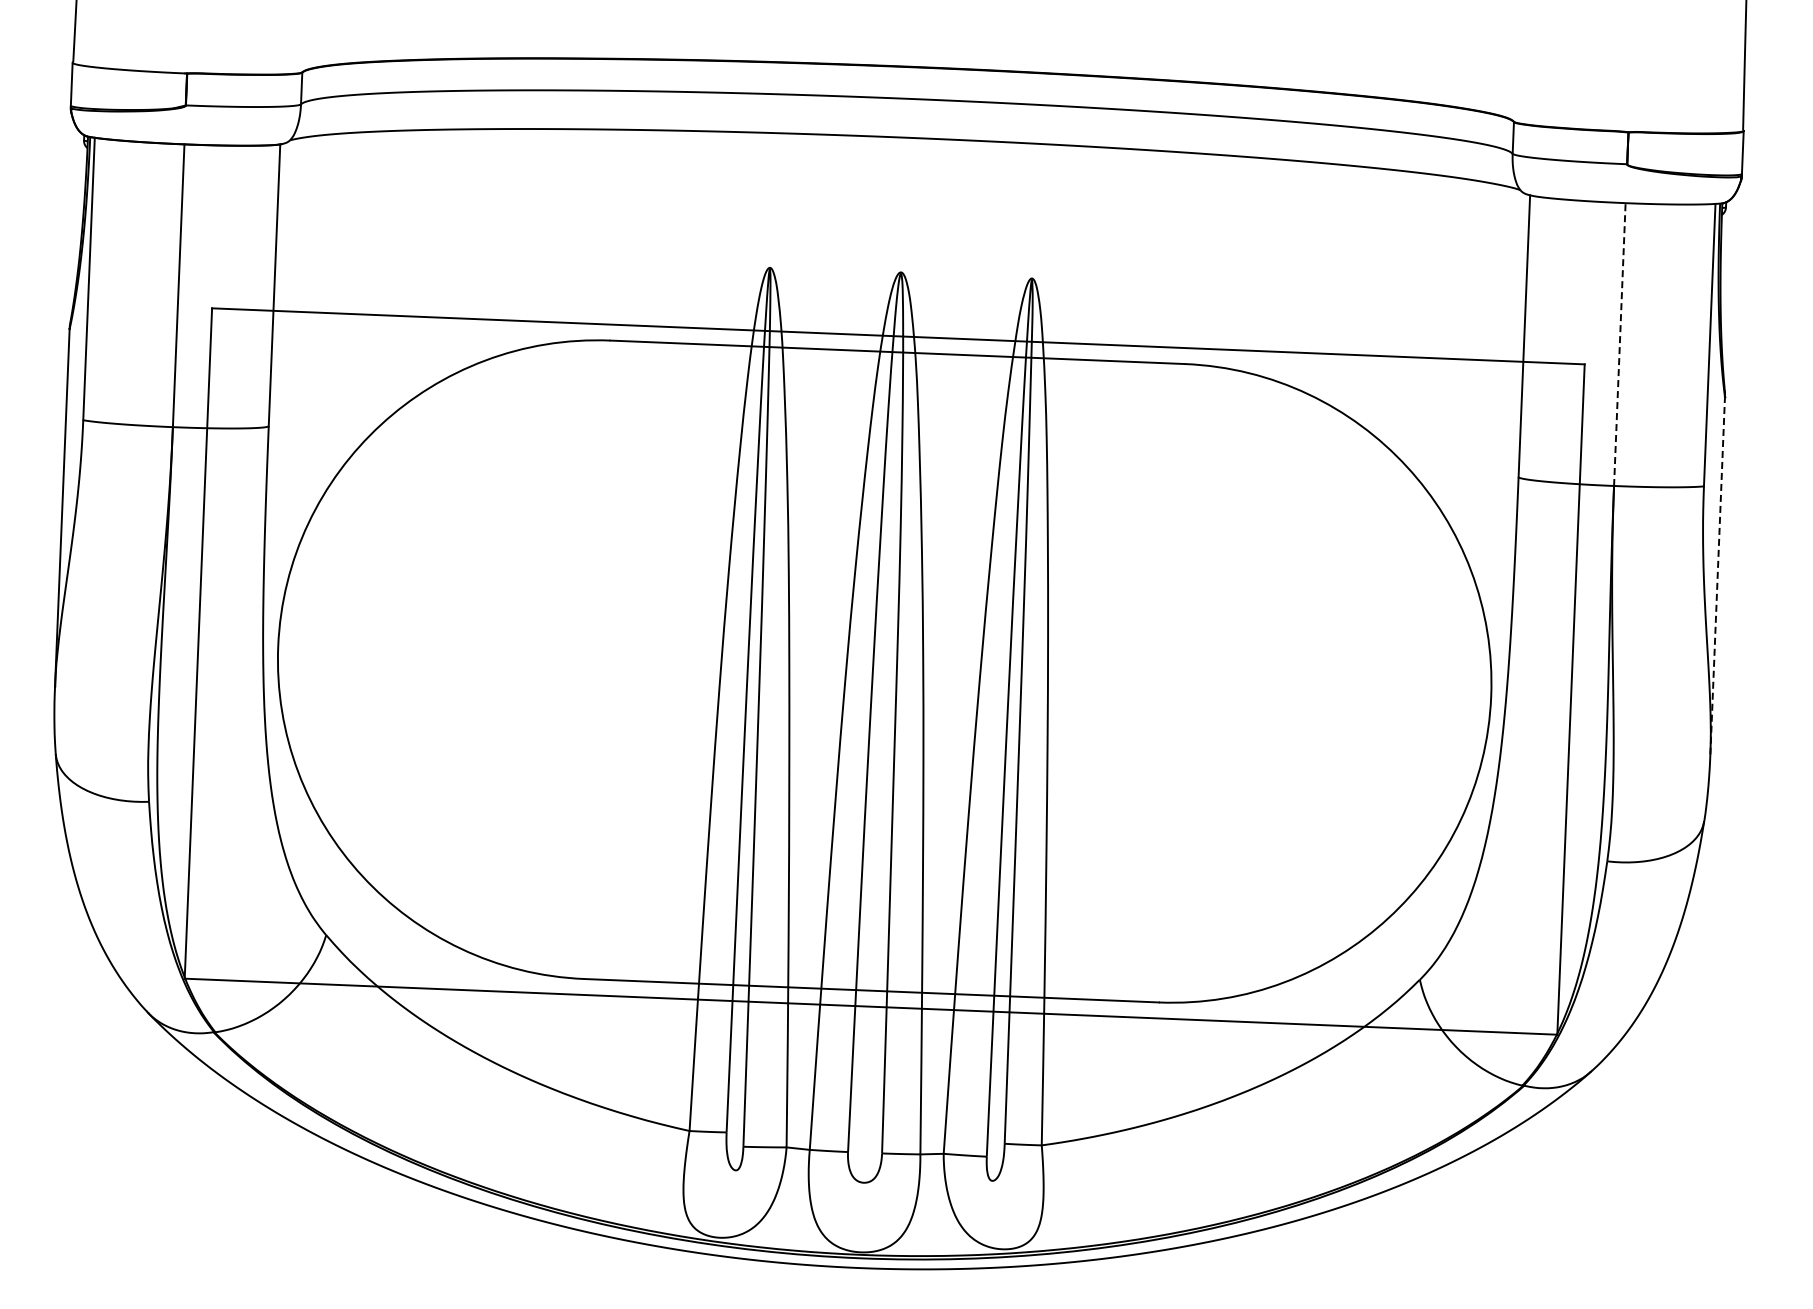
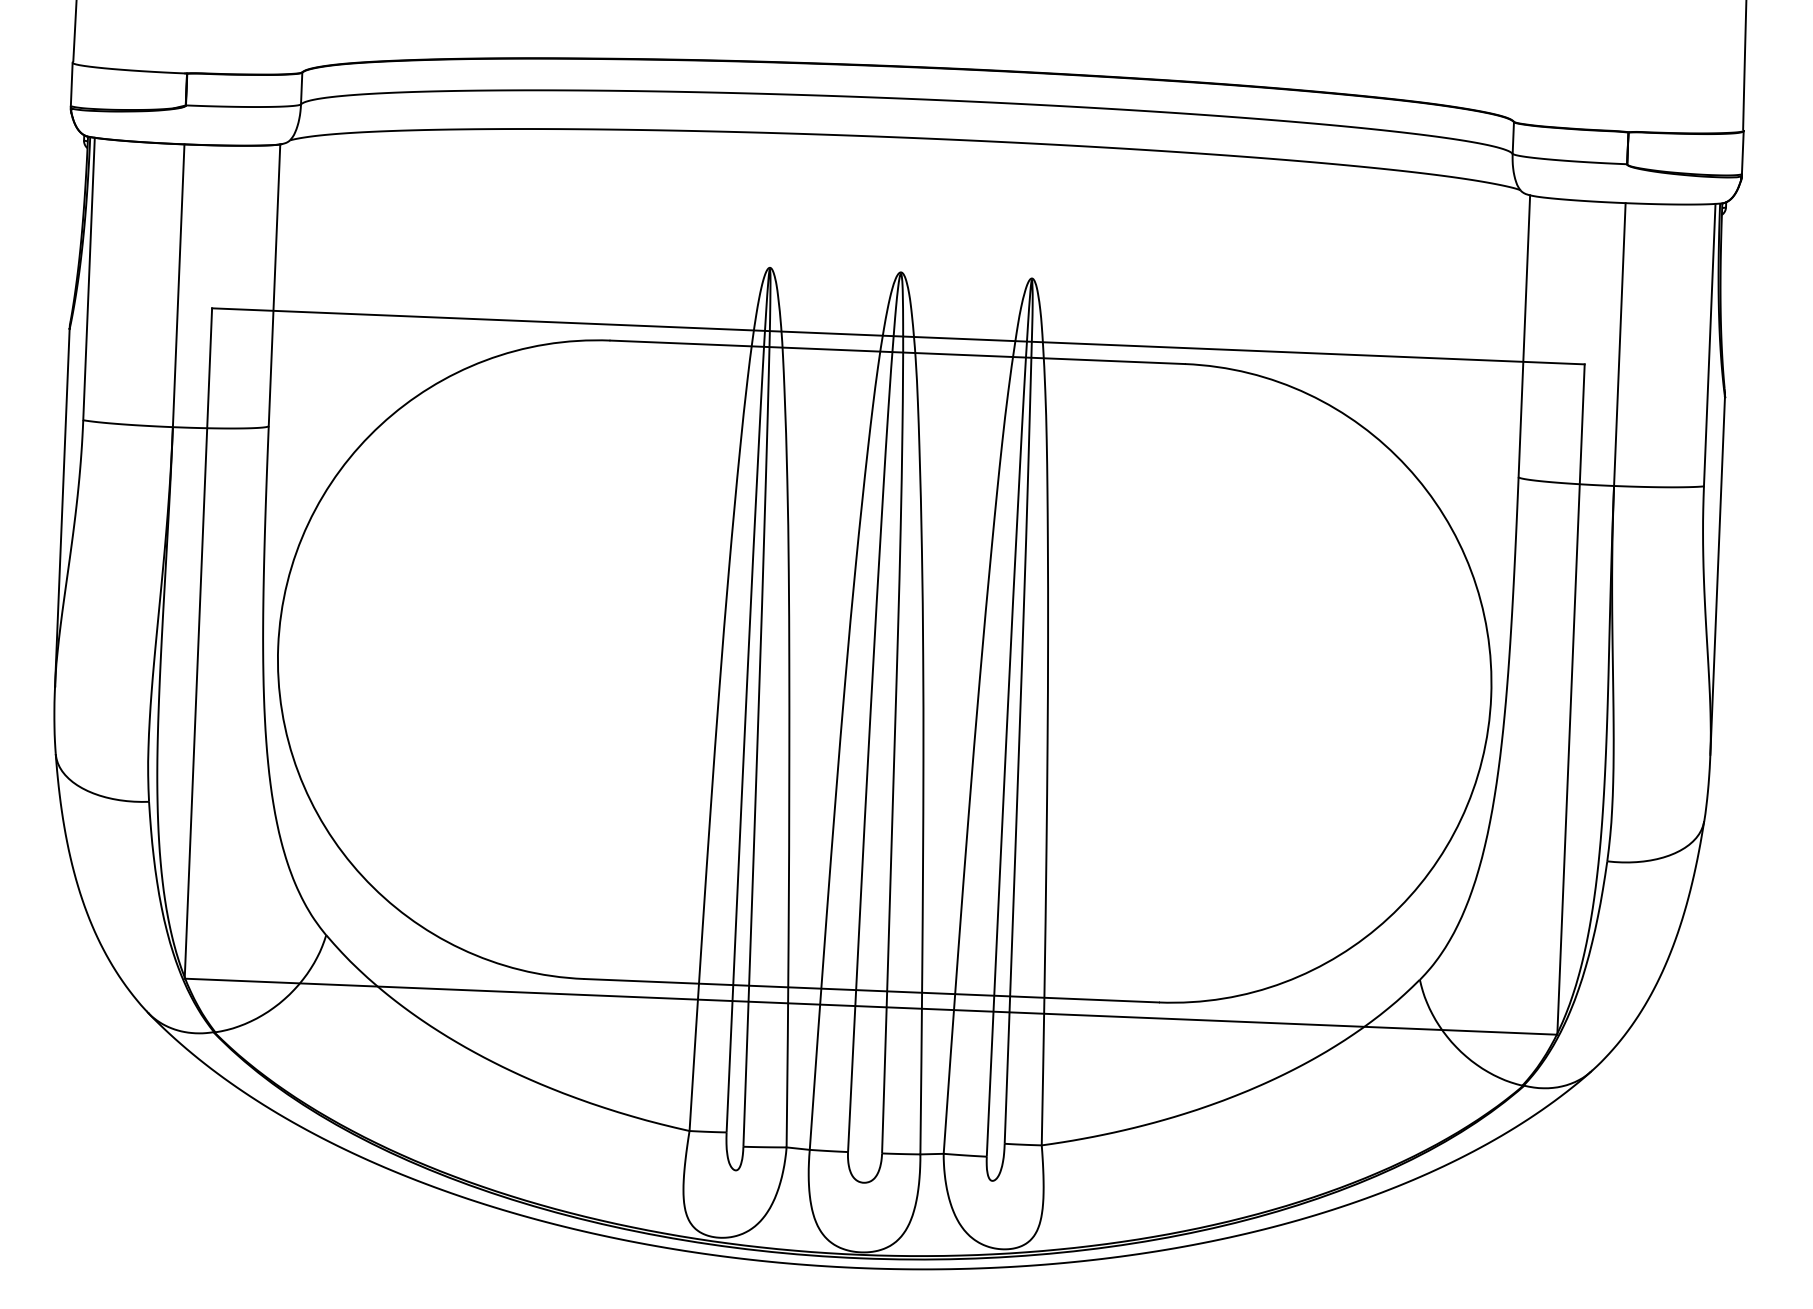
line: dashed -> solid (1619, 344)
line: dashed -> solid (1717, 575)
